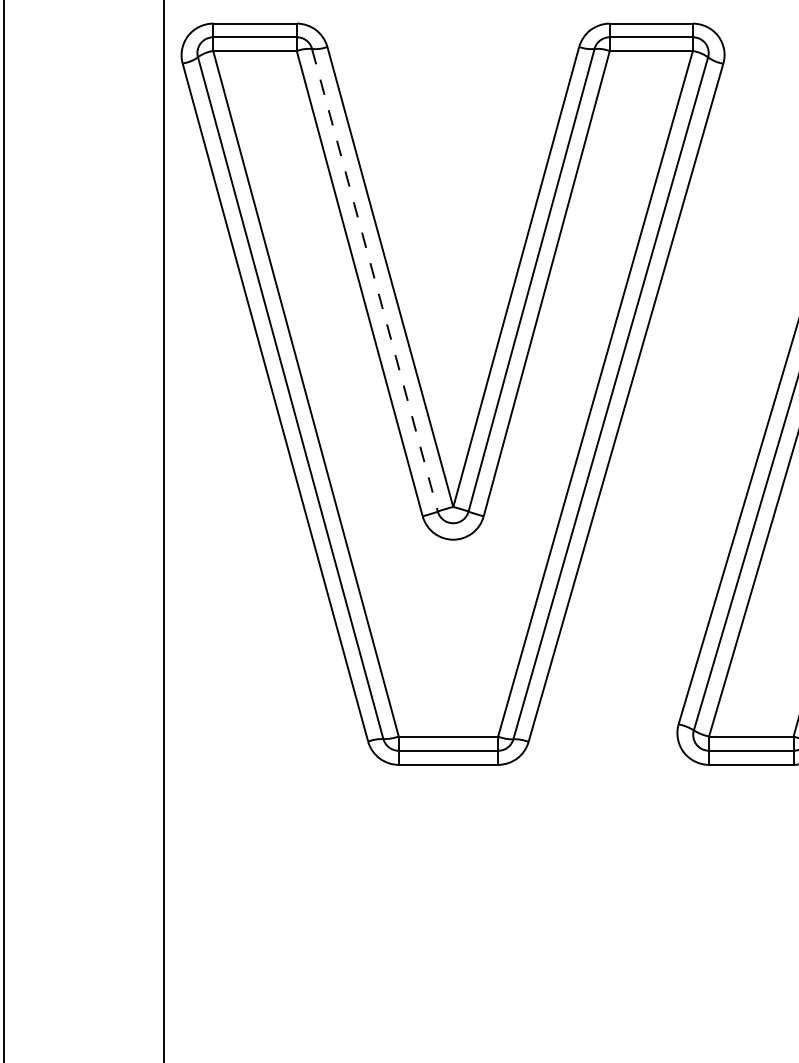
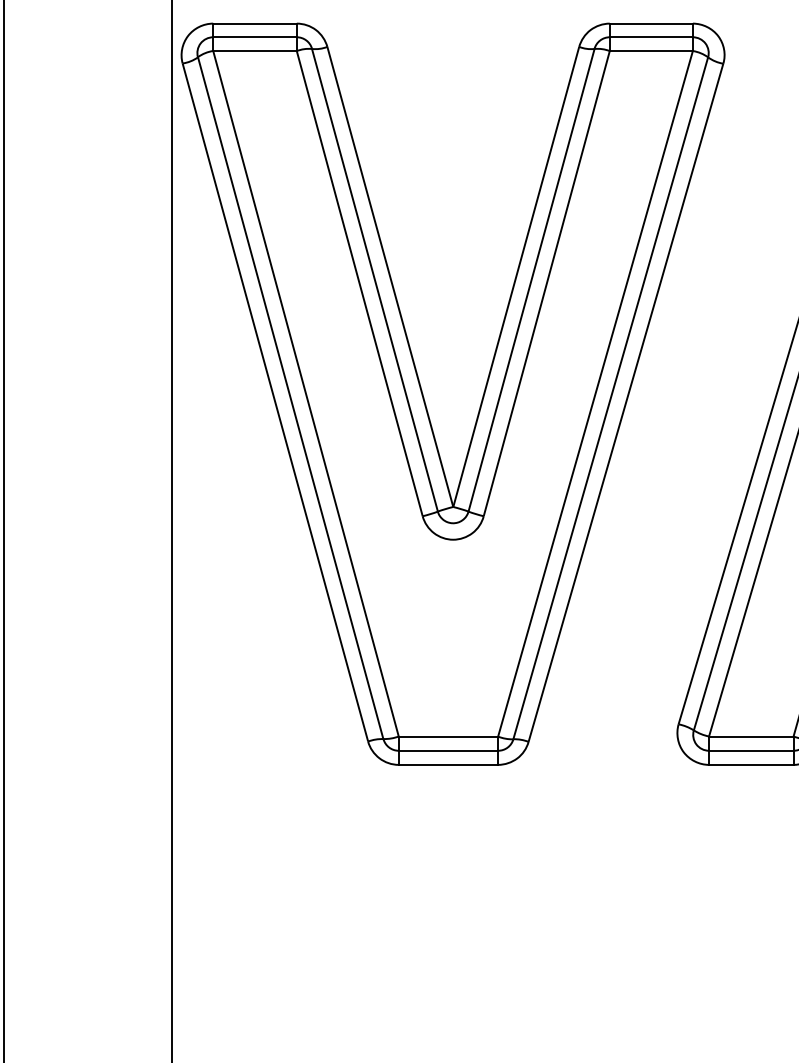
line: dashed -> solid (375, 280)
line position: (164, 530) -> (172, 530) (172, 530)
